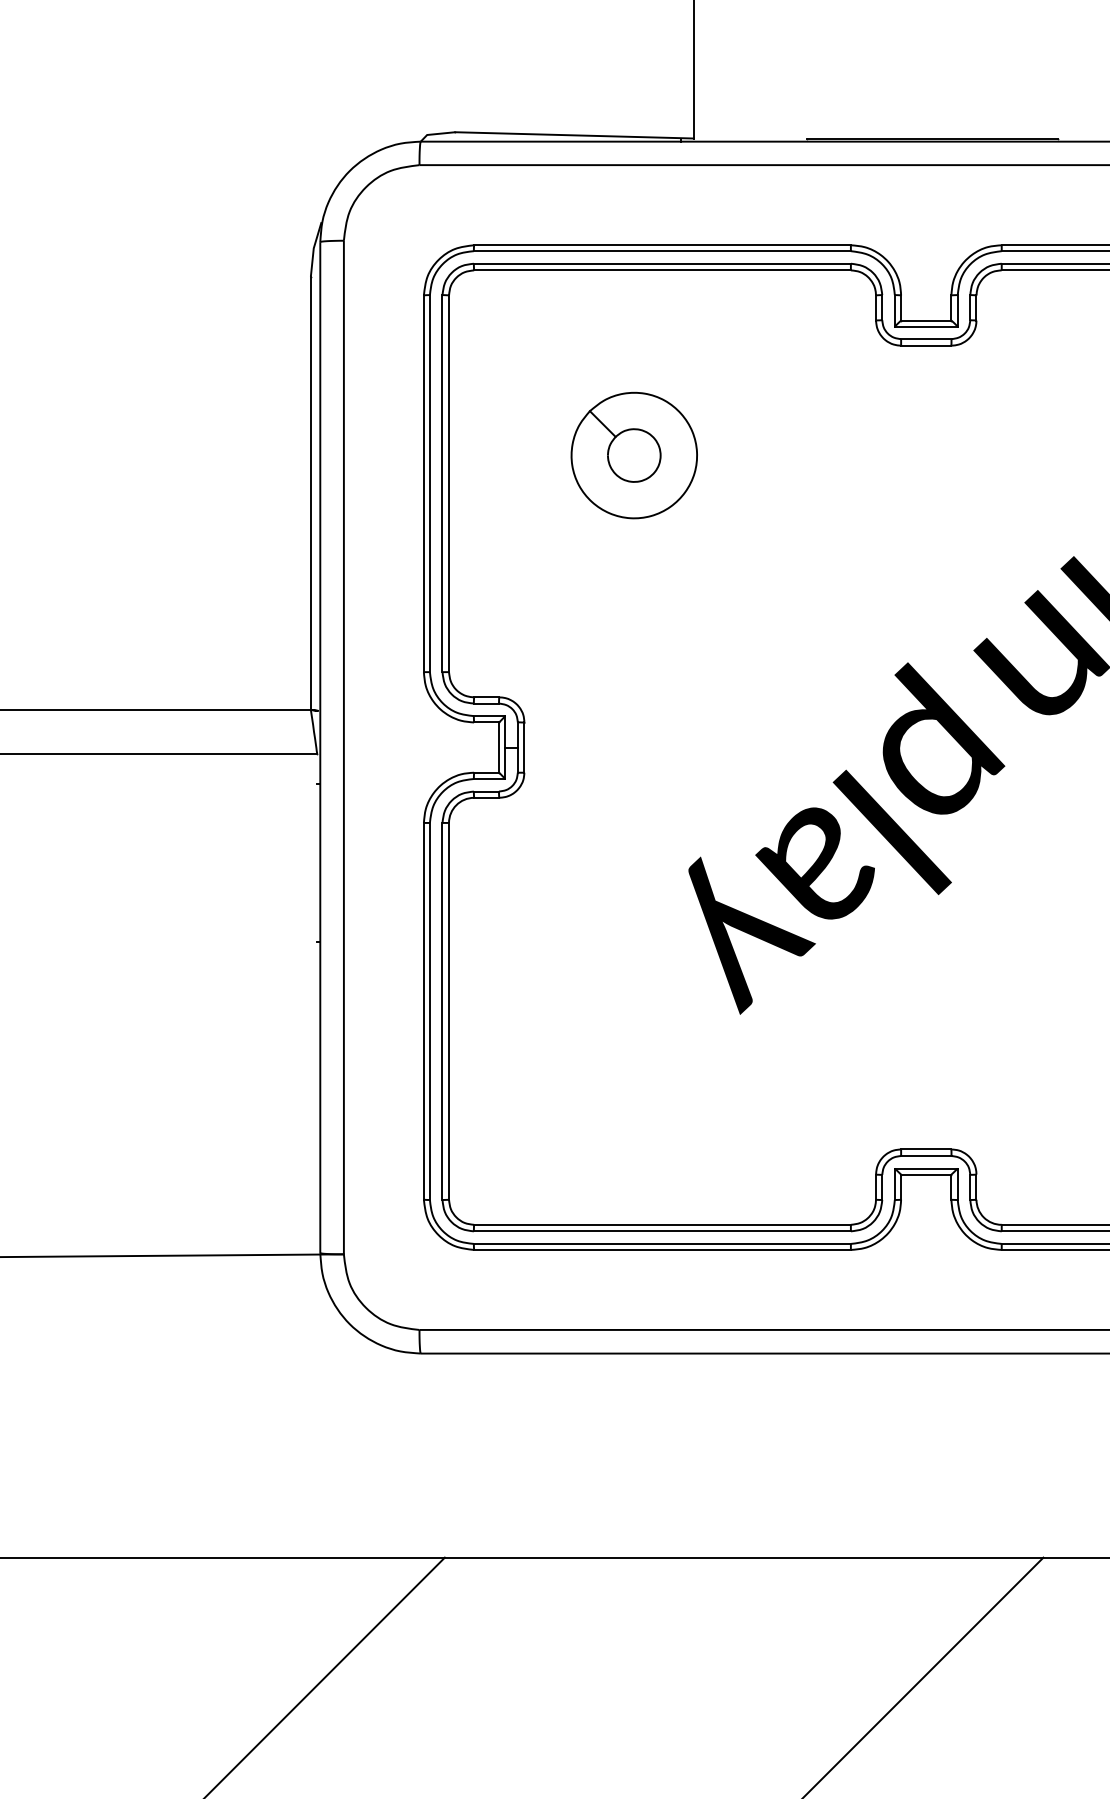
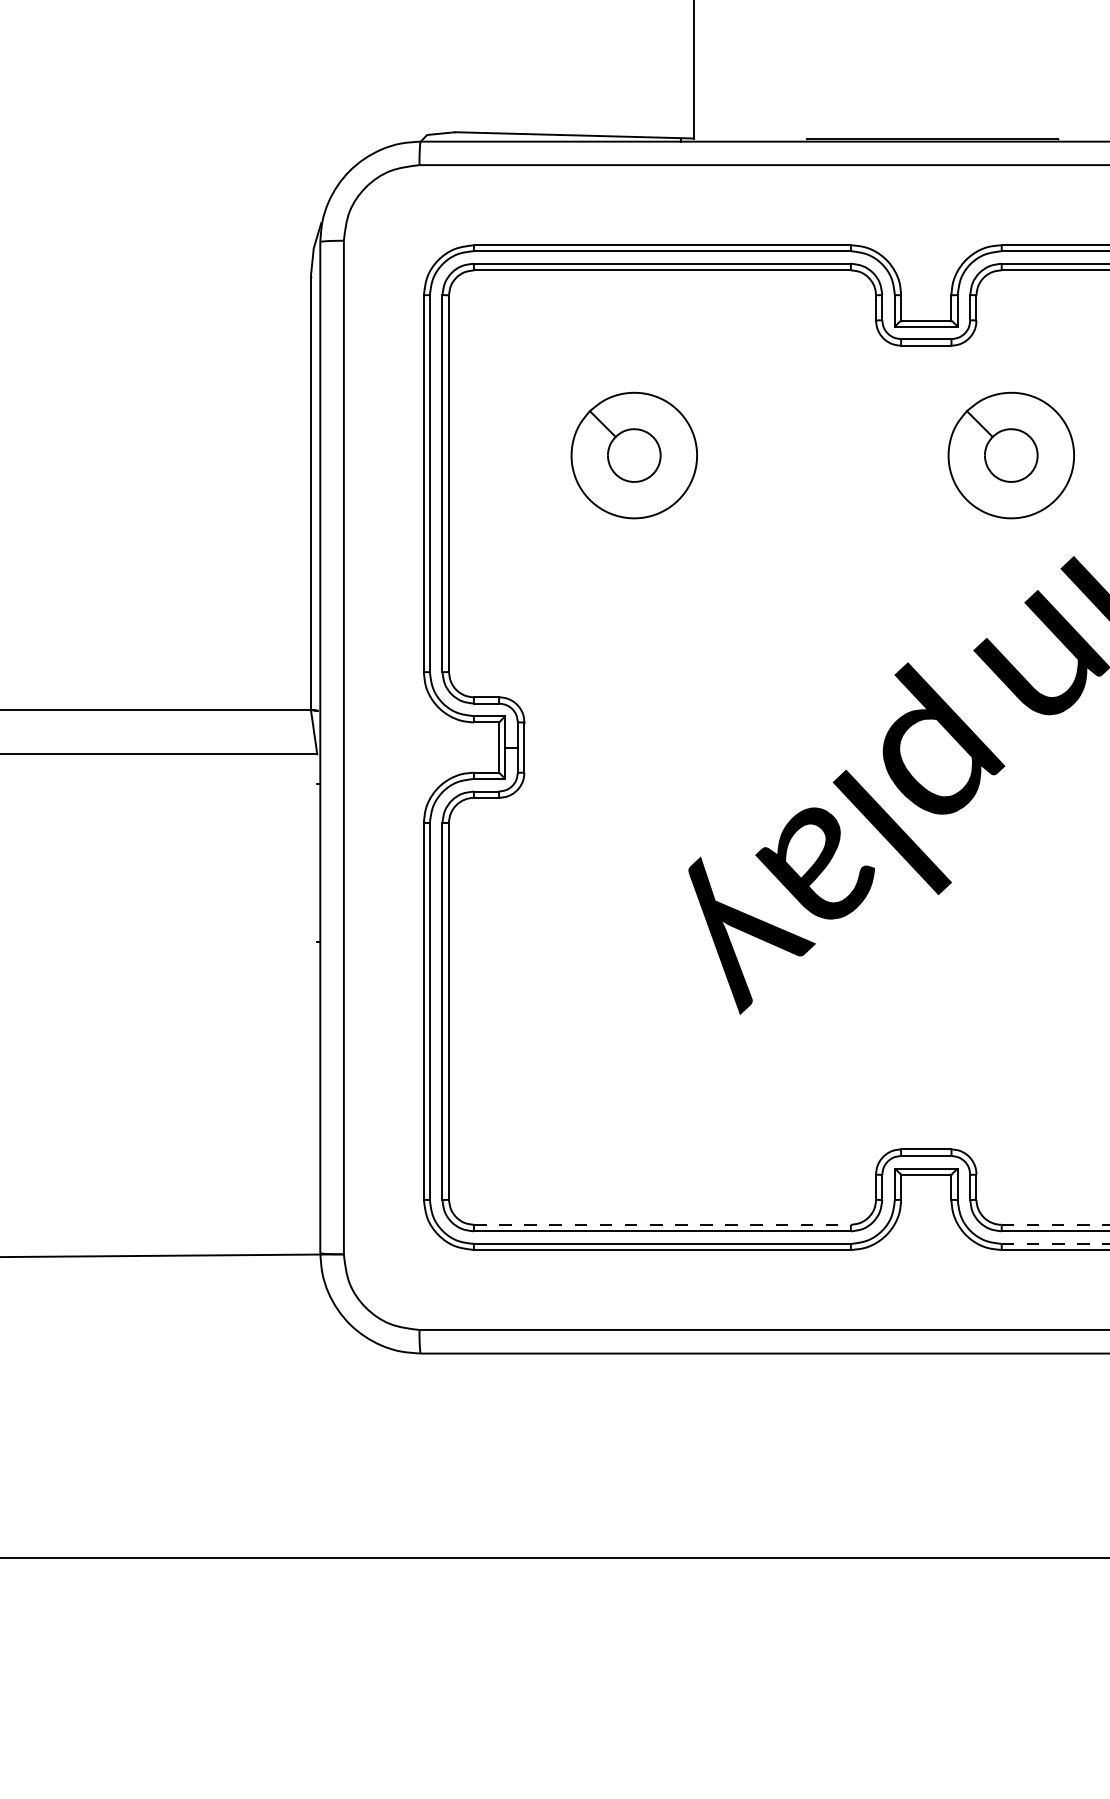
part: none -> present (1010, 455)
line: solid -> dashed (663, 1224)
line: solid -> dashed (1055, 1224)
line: solid -> dashed (1055, 1243)
line: present -> none (325, 1676)
line: present -> none (924, 1676)
